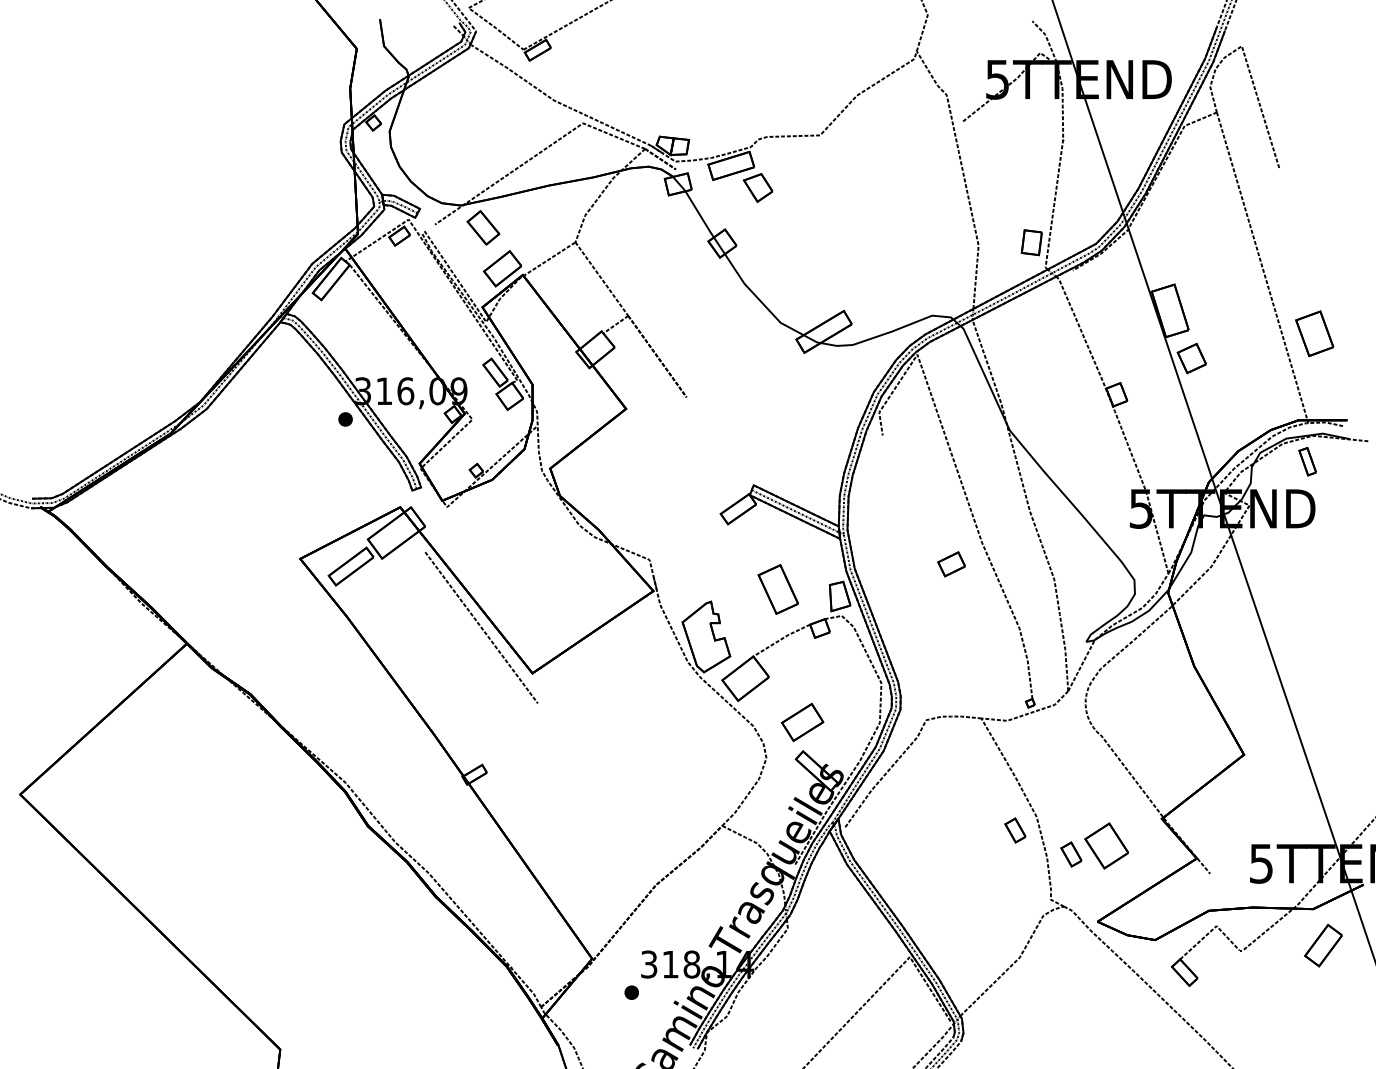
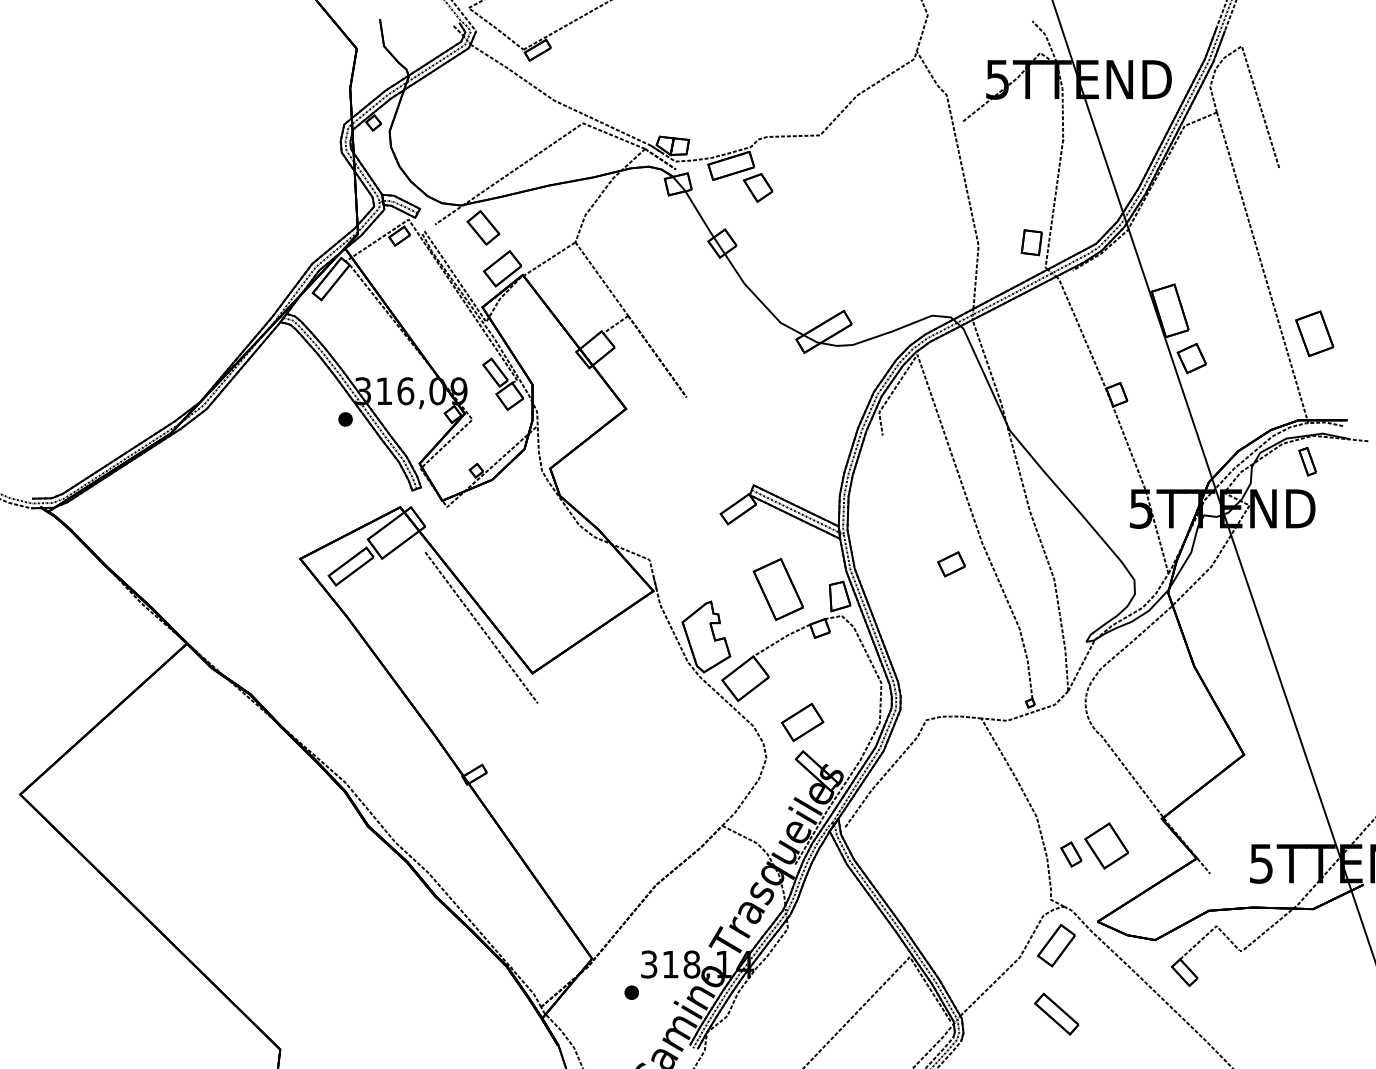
part size: 42x51 px -> 52x63 px (777, 589)
part: present -> none (1015, 830)
part position: (1323, 945) -> (1056, 945) (1056, 945)
part: none -> present (1056, 1013)
